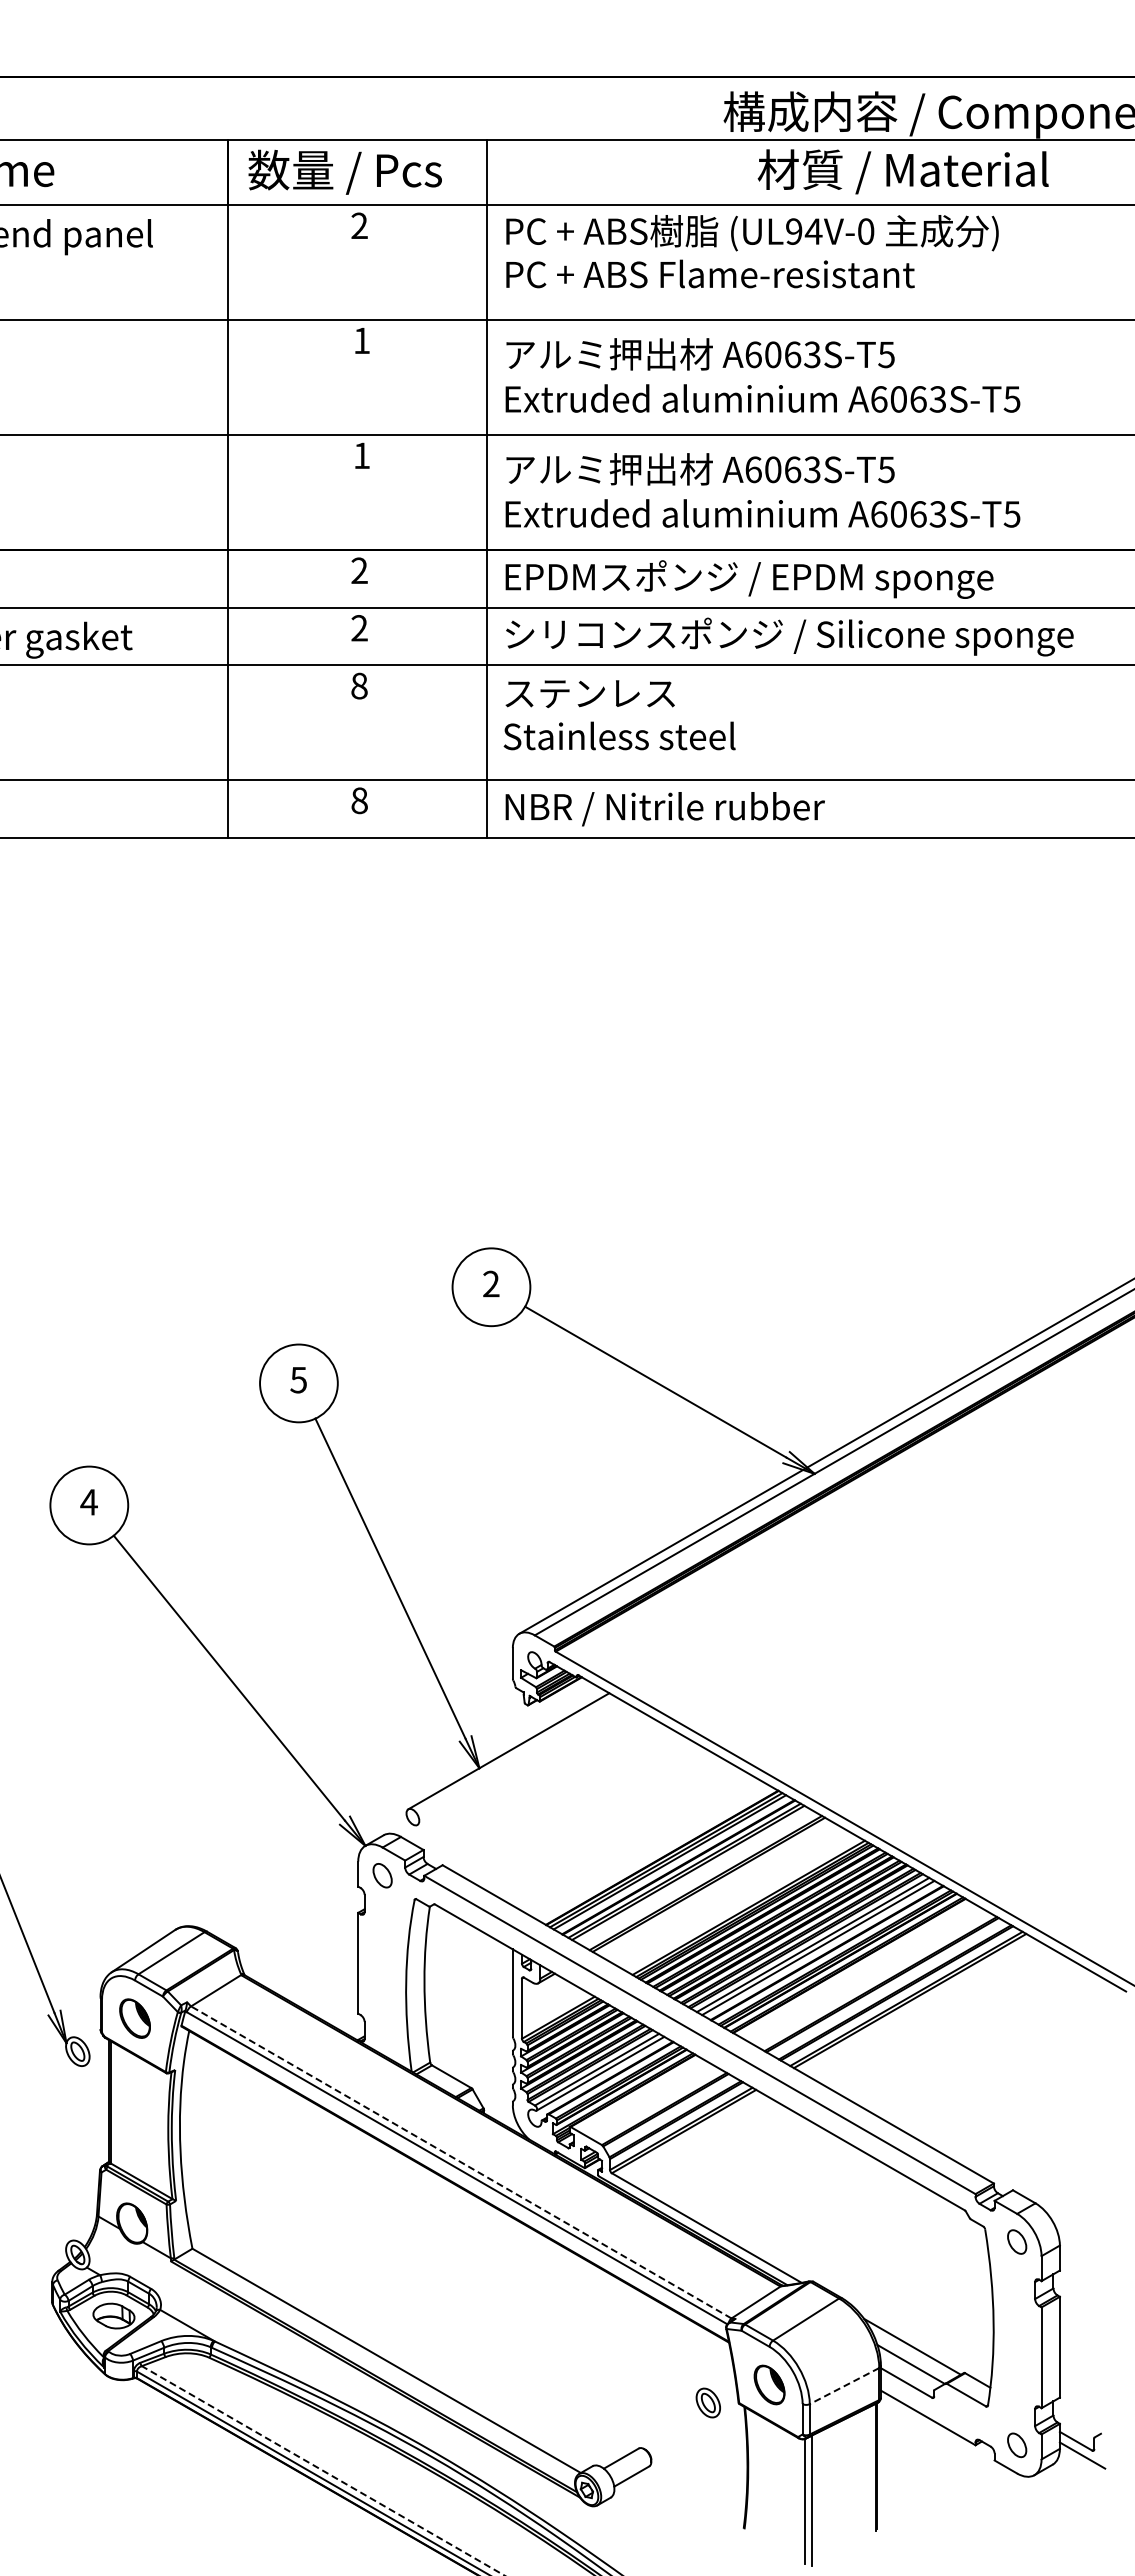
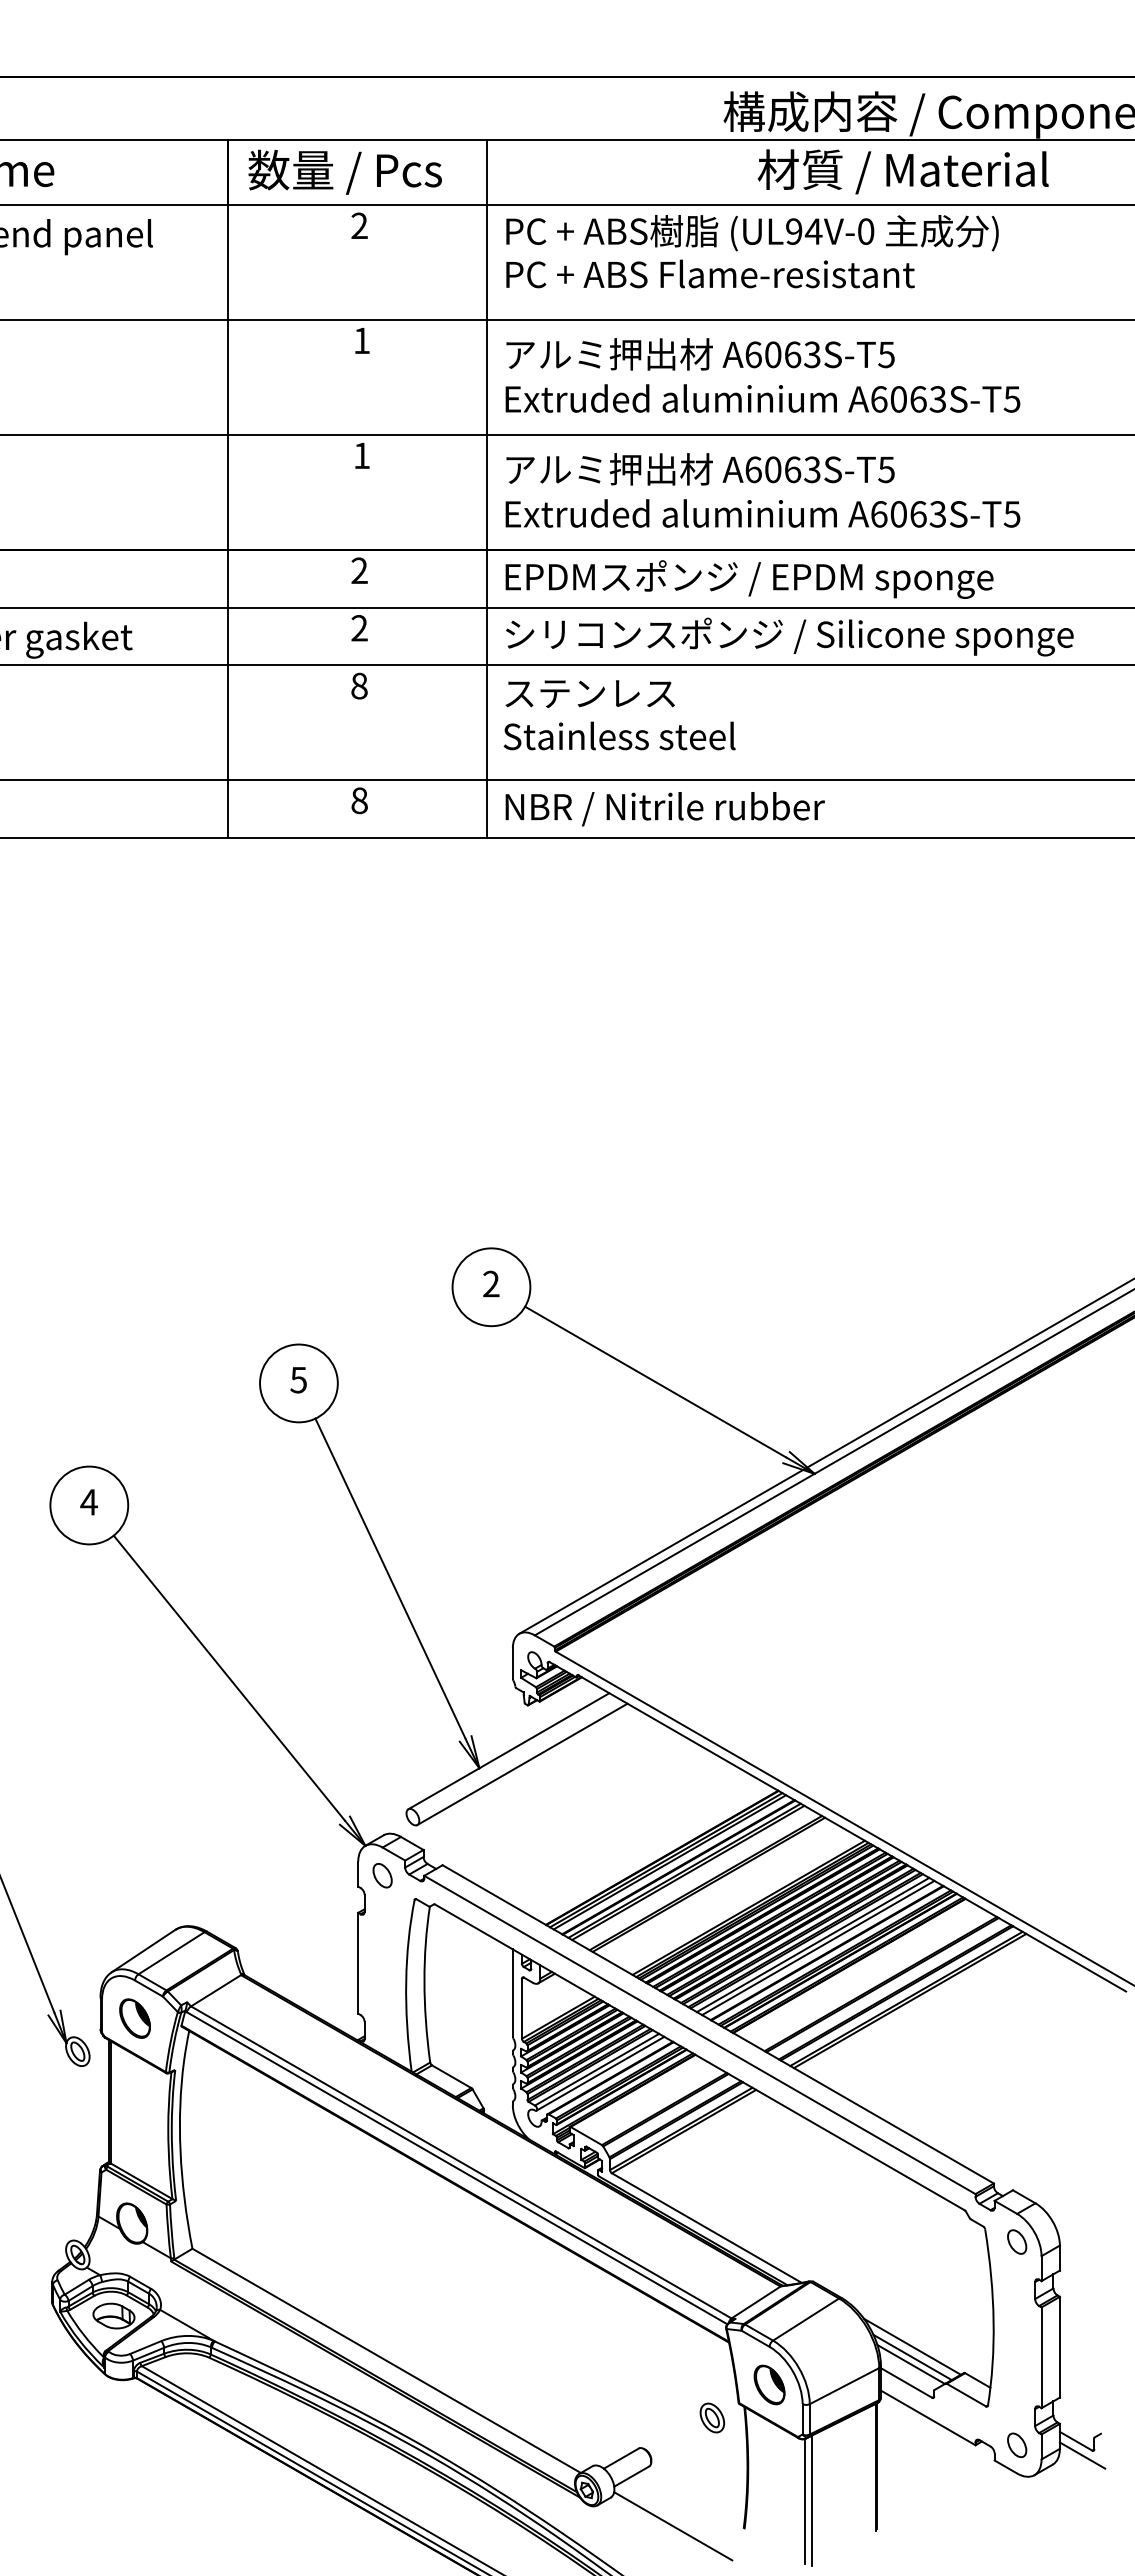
line: none -> present (522, 1764)
line: dashed -> solid (460, 2162)
line: none -> present (912, 2357)
line: dashed -> solid (844, 2386)
part position: (707, 2402) -> (711, 2417) (711, 2417)
line: dashed -> solid (323, 2471)
line: none -> present (673, 2526)
